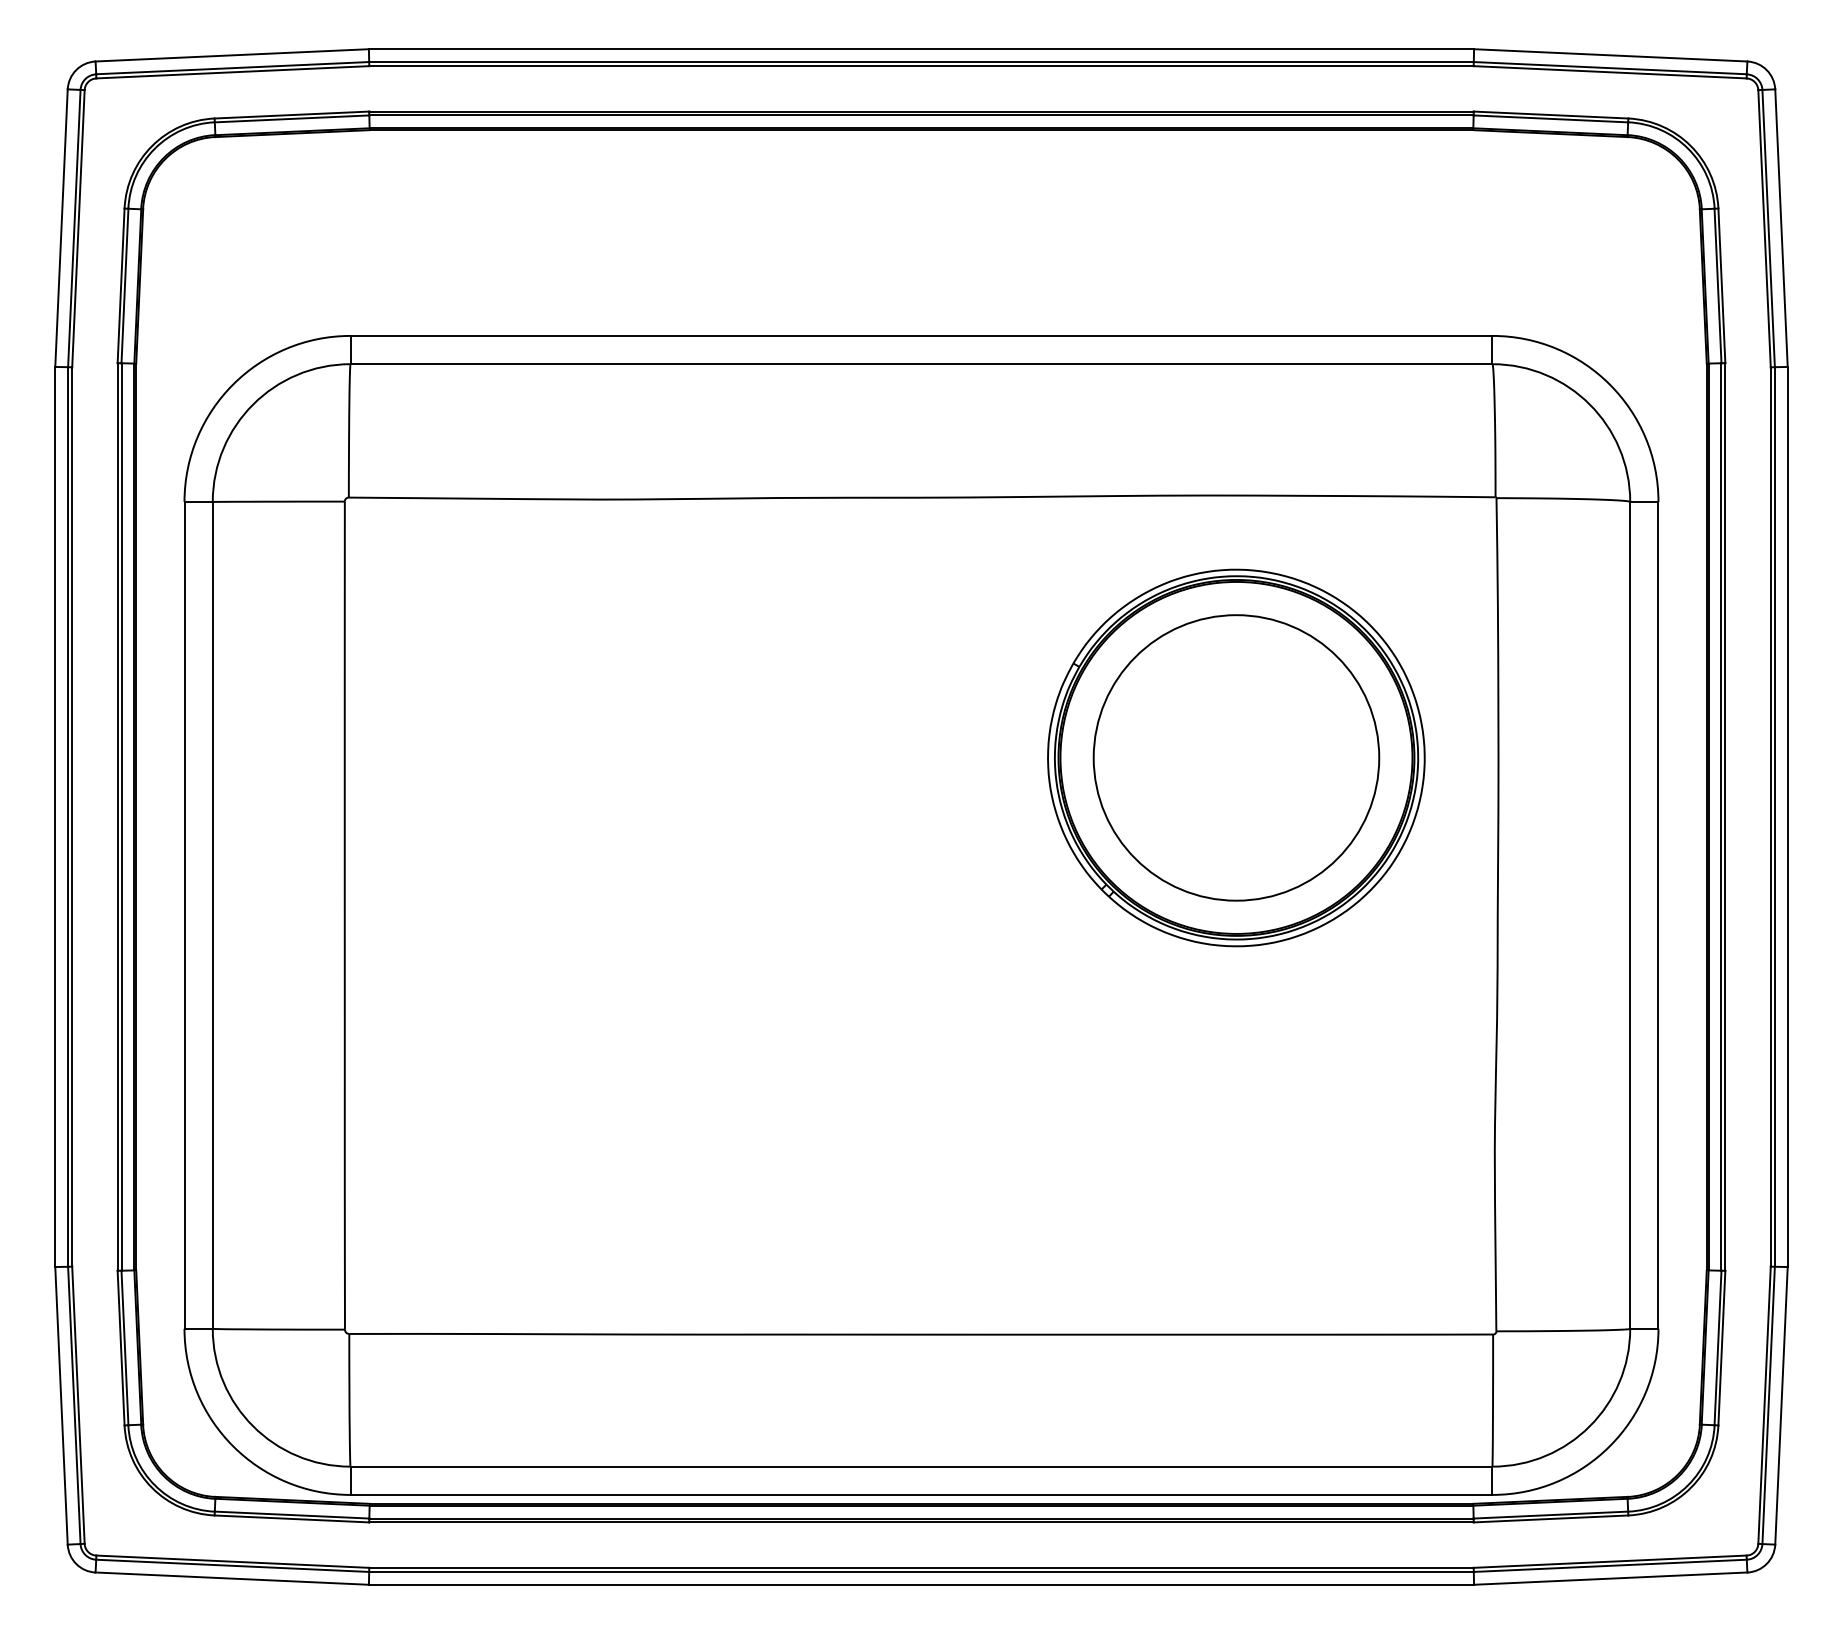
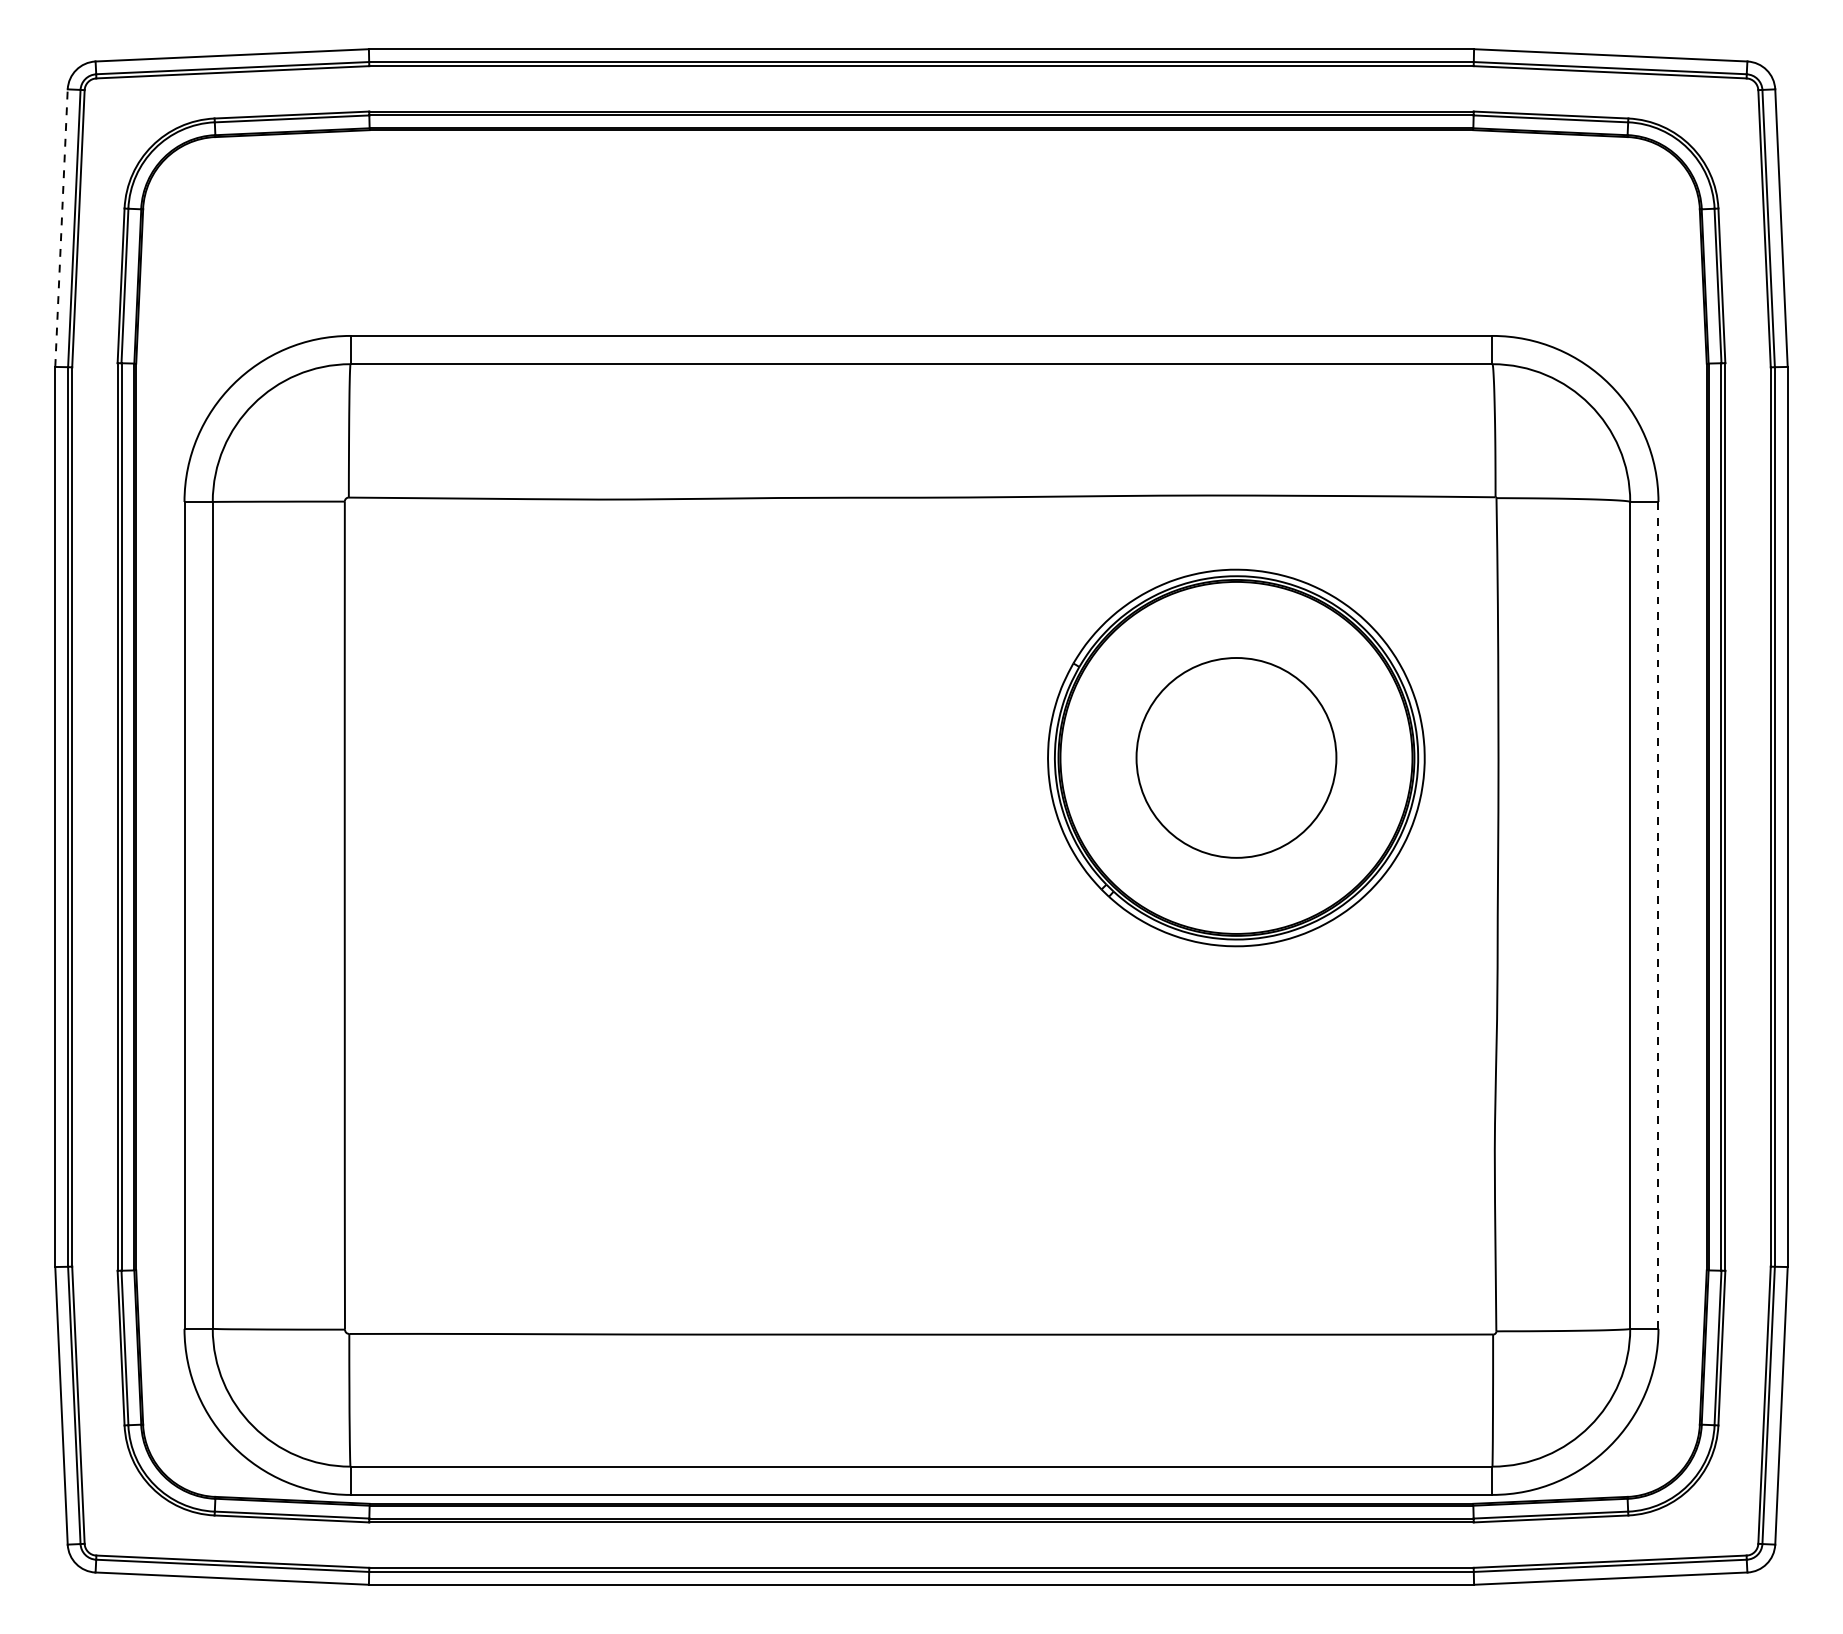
line: solid -> dashed (61, 228)
circle diameter: 286 px -> 200 px (1236, 757)
line: solid -> dashed (1658, 914)
